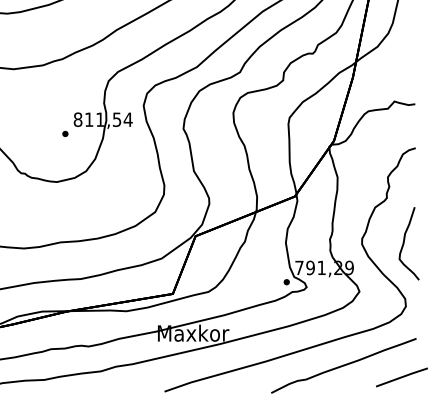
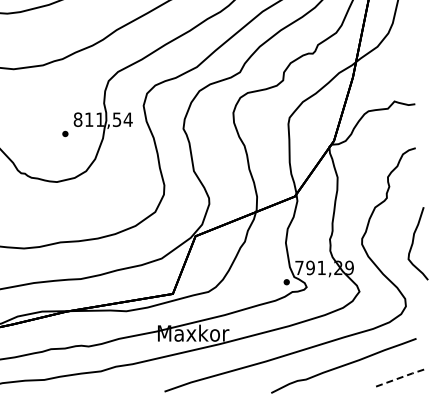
curve position: (404, 243) -> (413, 243) (413, 243)
line: solid -> dashed (402, 376)
